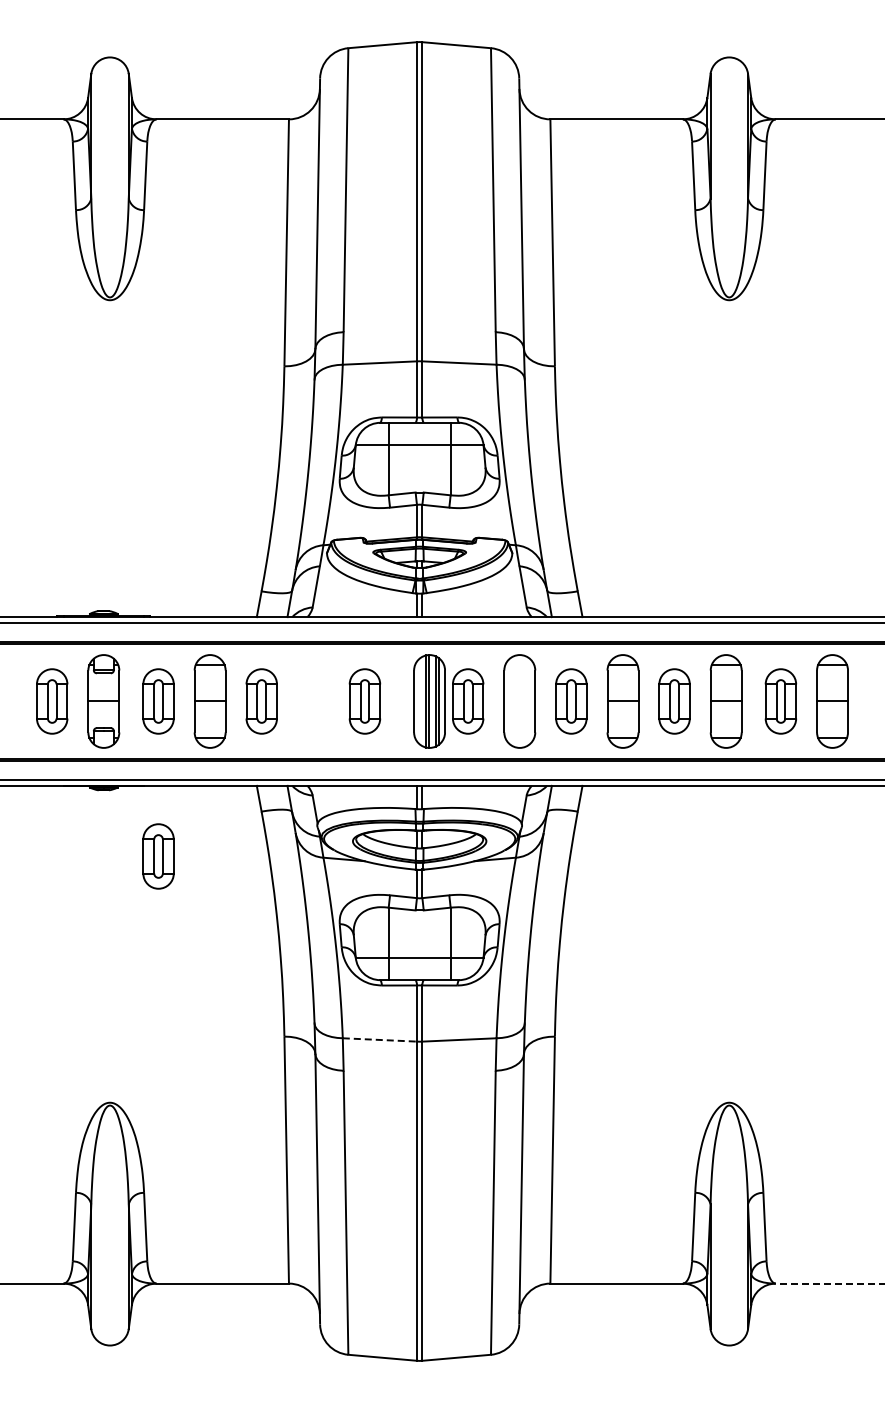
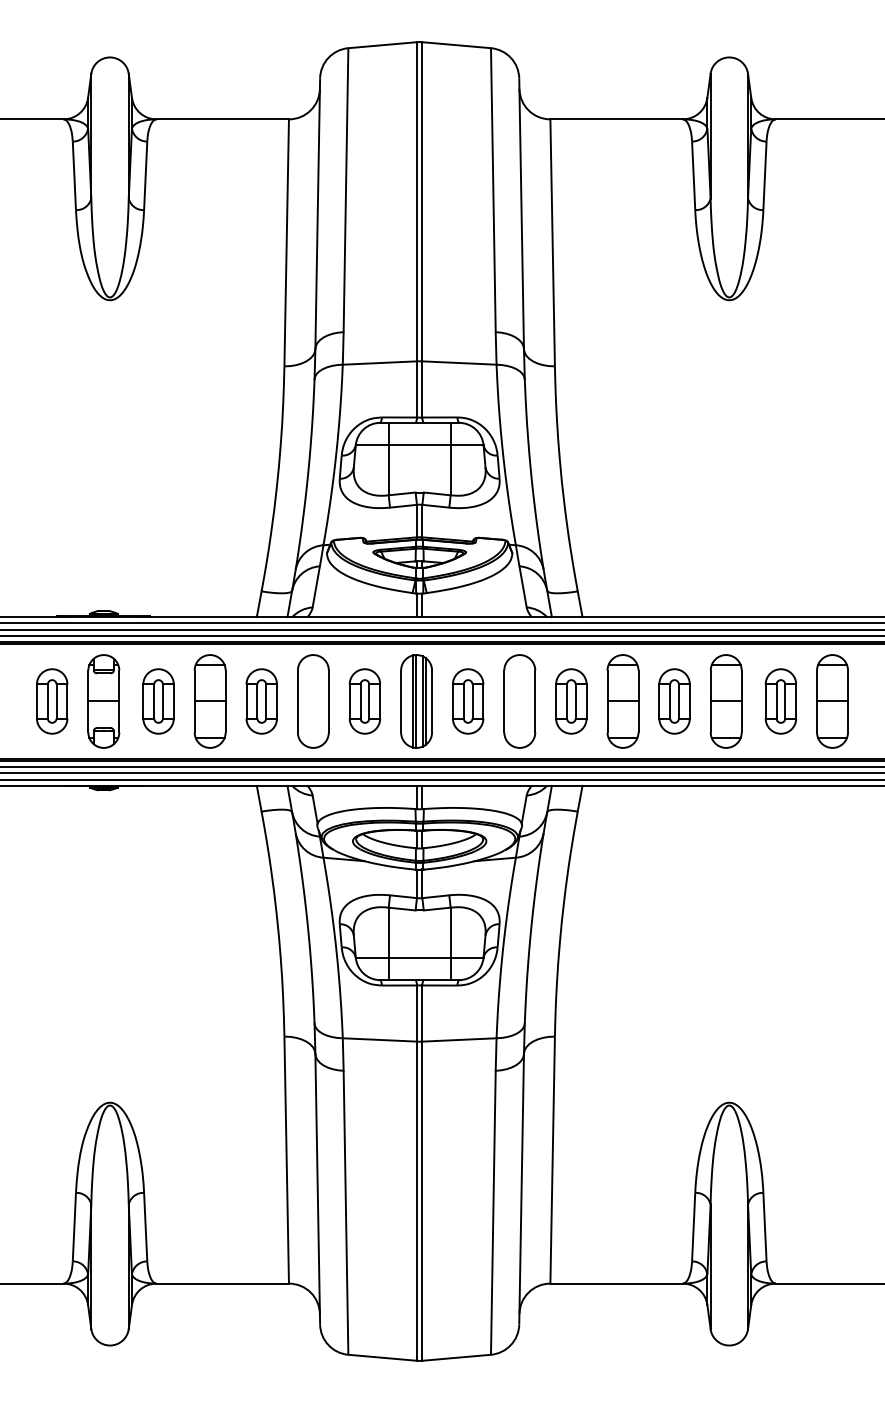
line: none -> present (441, 630)
line: none -> present (441, 635)
part: none -> present (313, 701)
part position: (429, 701) -> (416, 701) (416, 701)
line: none -> present (441, 767)
line: none -> present (441, 772)
part: present -> none (158, 856)
line: dashed -> solid (380, 1039)
line: dashed -> solid (829, 1283)
